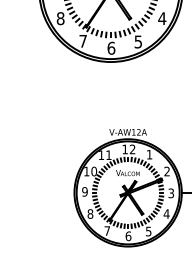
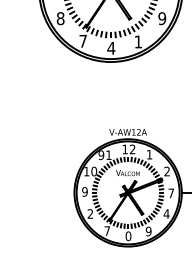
text: 4 -> 9 (162, 18)
text: 5 -> 1 (137, 41)
text: 6 -> 4 (111, 47)
text: 11 -> 91 (101, 155)
text: 3 -> 7 (171, 193)
text: 8 -> 2 (90, 213)
text: 5 -> 9 (148, 231)
text: 6 -> 0 (128, 235)
